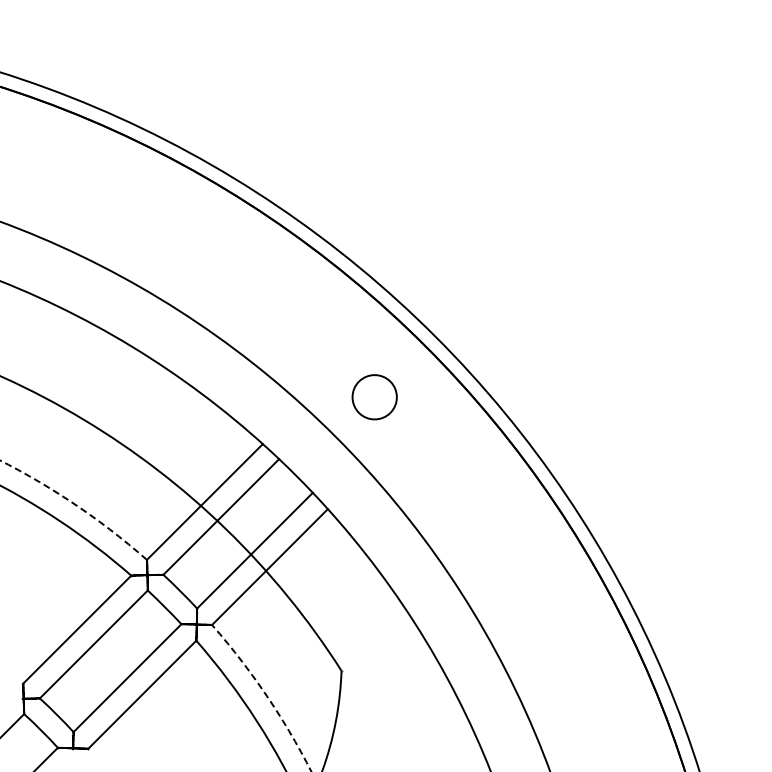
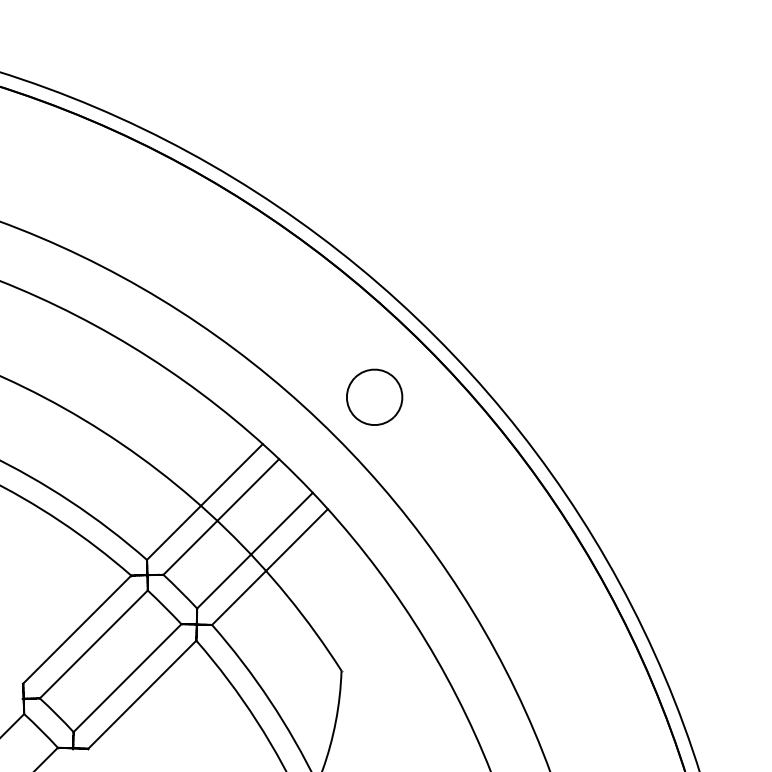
part size: 47x47 px -> 58x58 px (374, 396)
arc: dashed -> solid (75, 505)
arc: dashed -> solid (266, 695)
